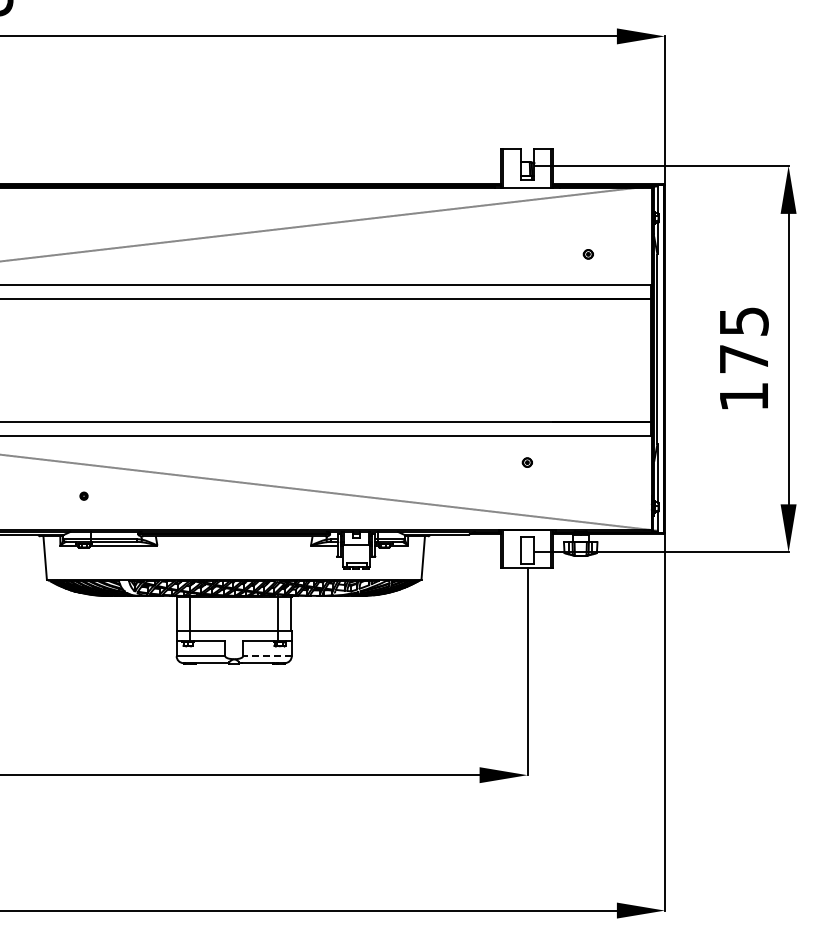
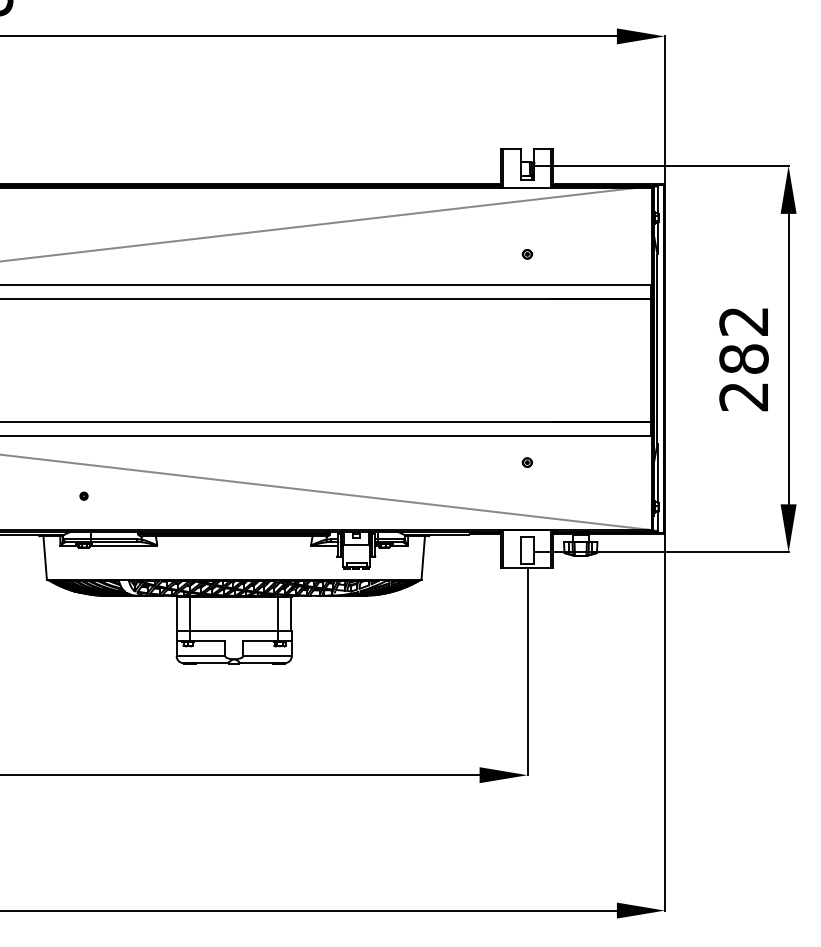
part position: (587, 254) -> (526, 254) (526, 254)
text: 175 -> 282 (743, 359)
line: dashed -> solid (266, 656)
